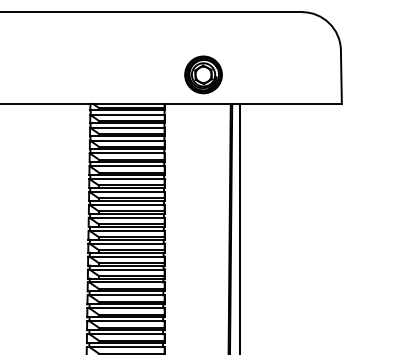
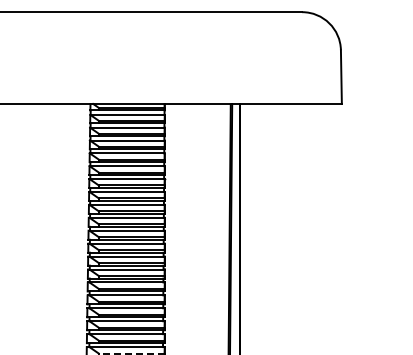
part: present -> none (203, 74)
line: solid -> dashed (131, 353)
